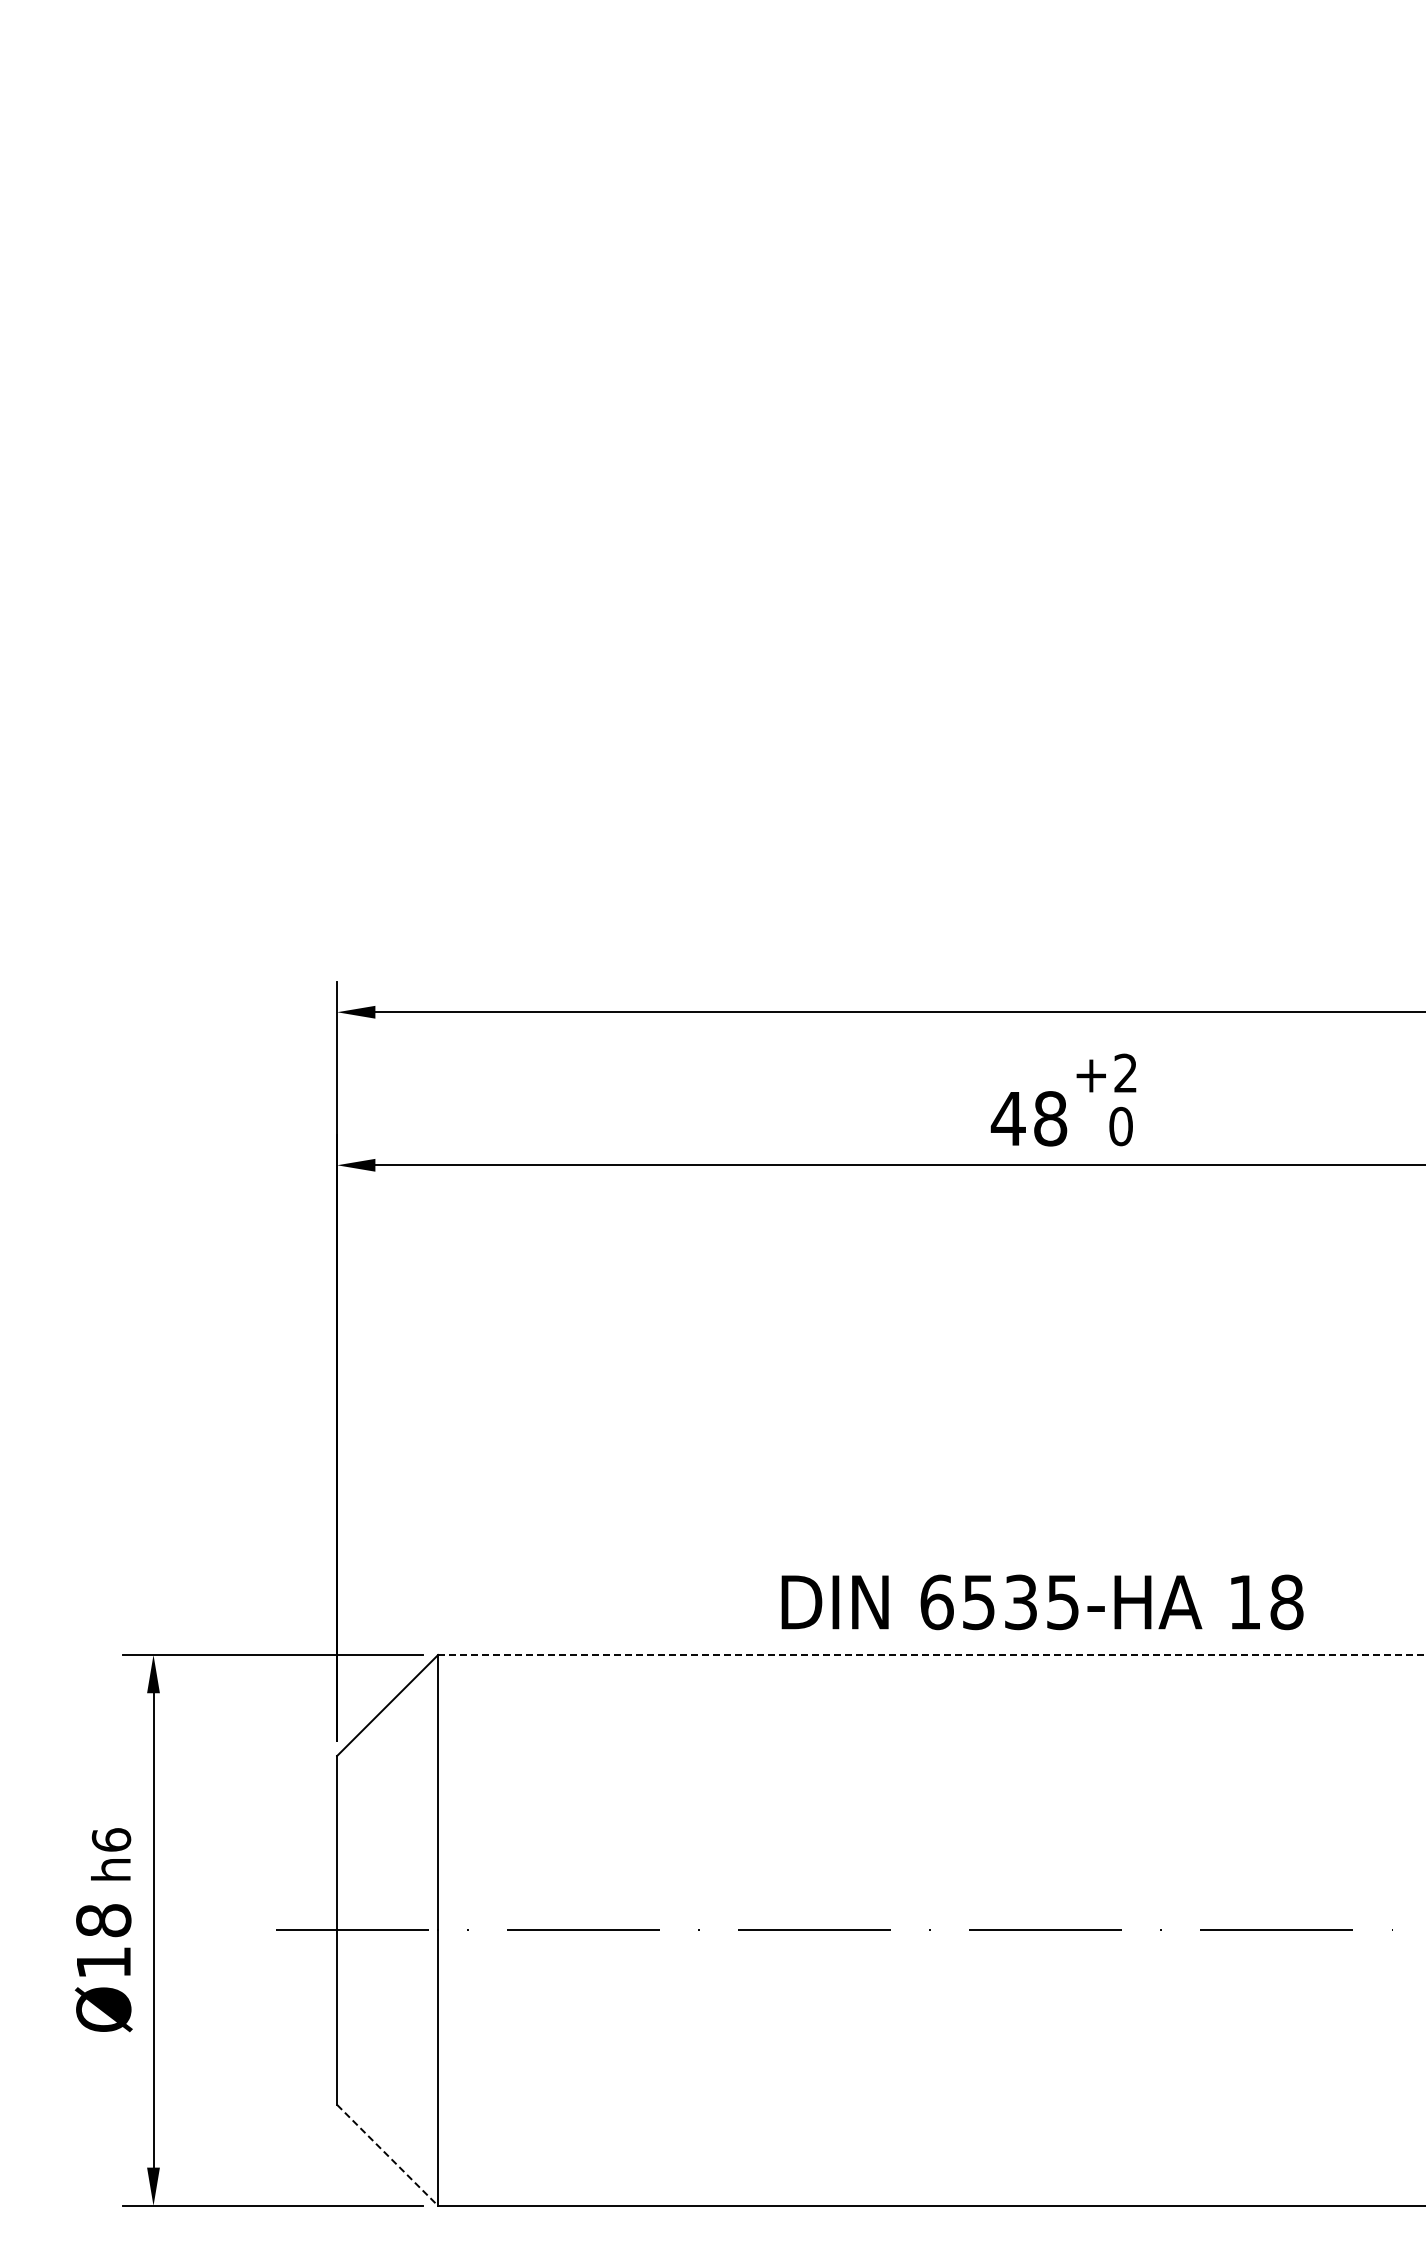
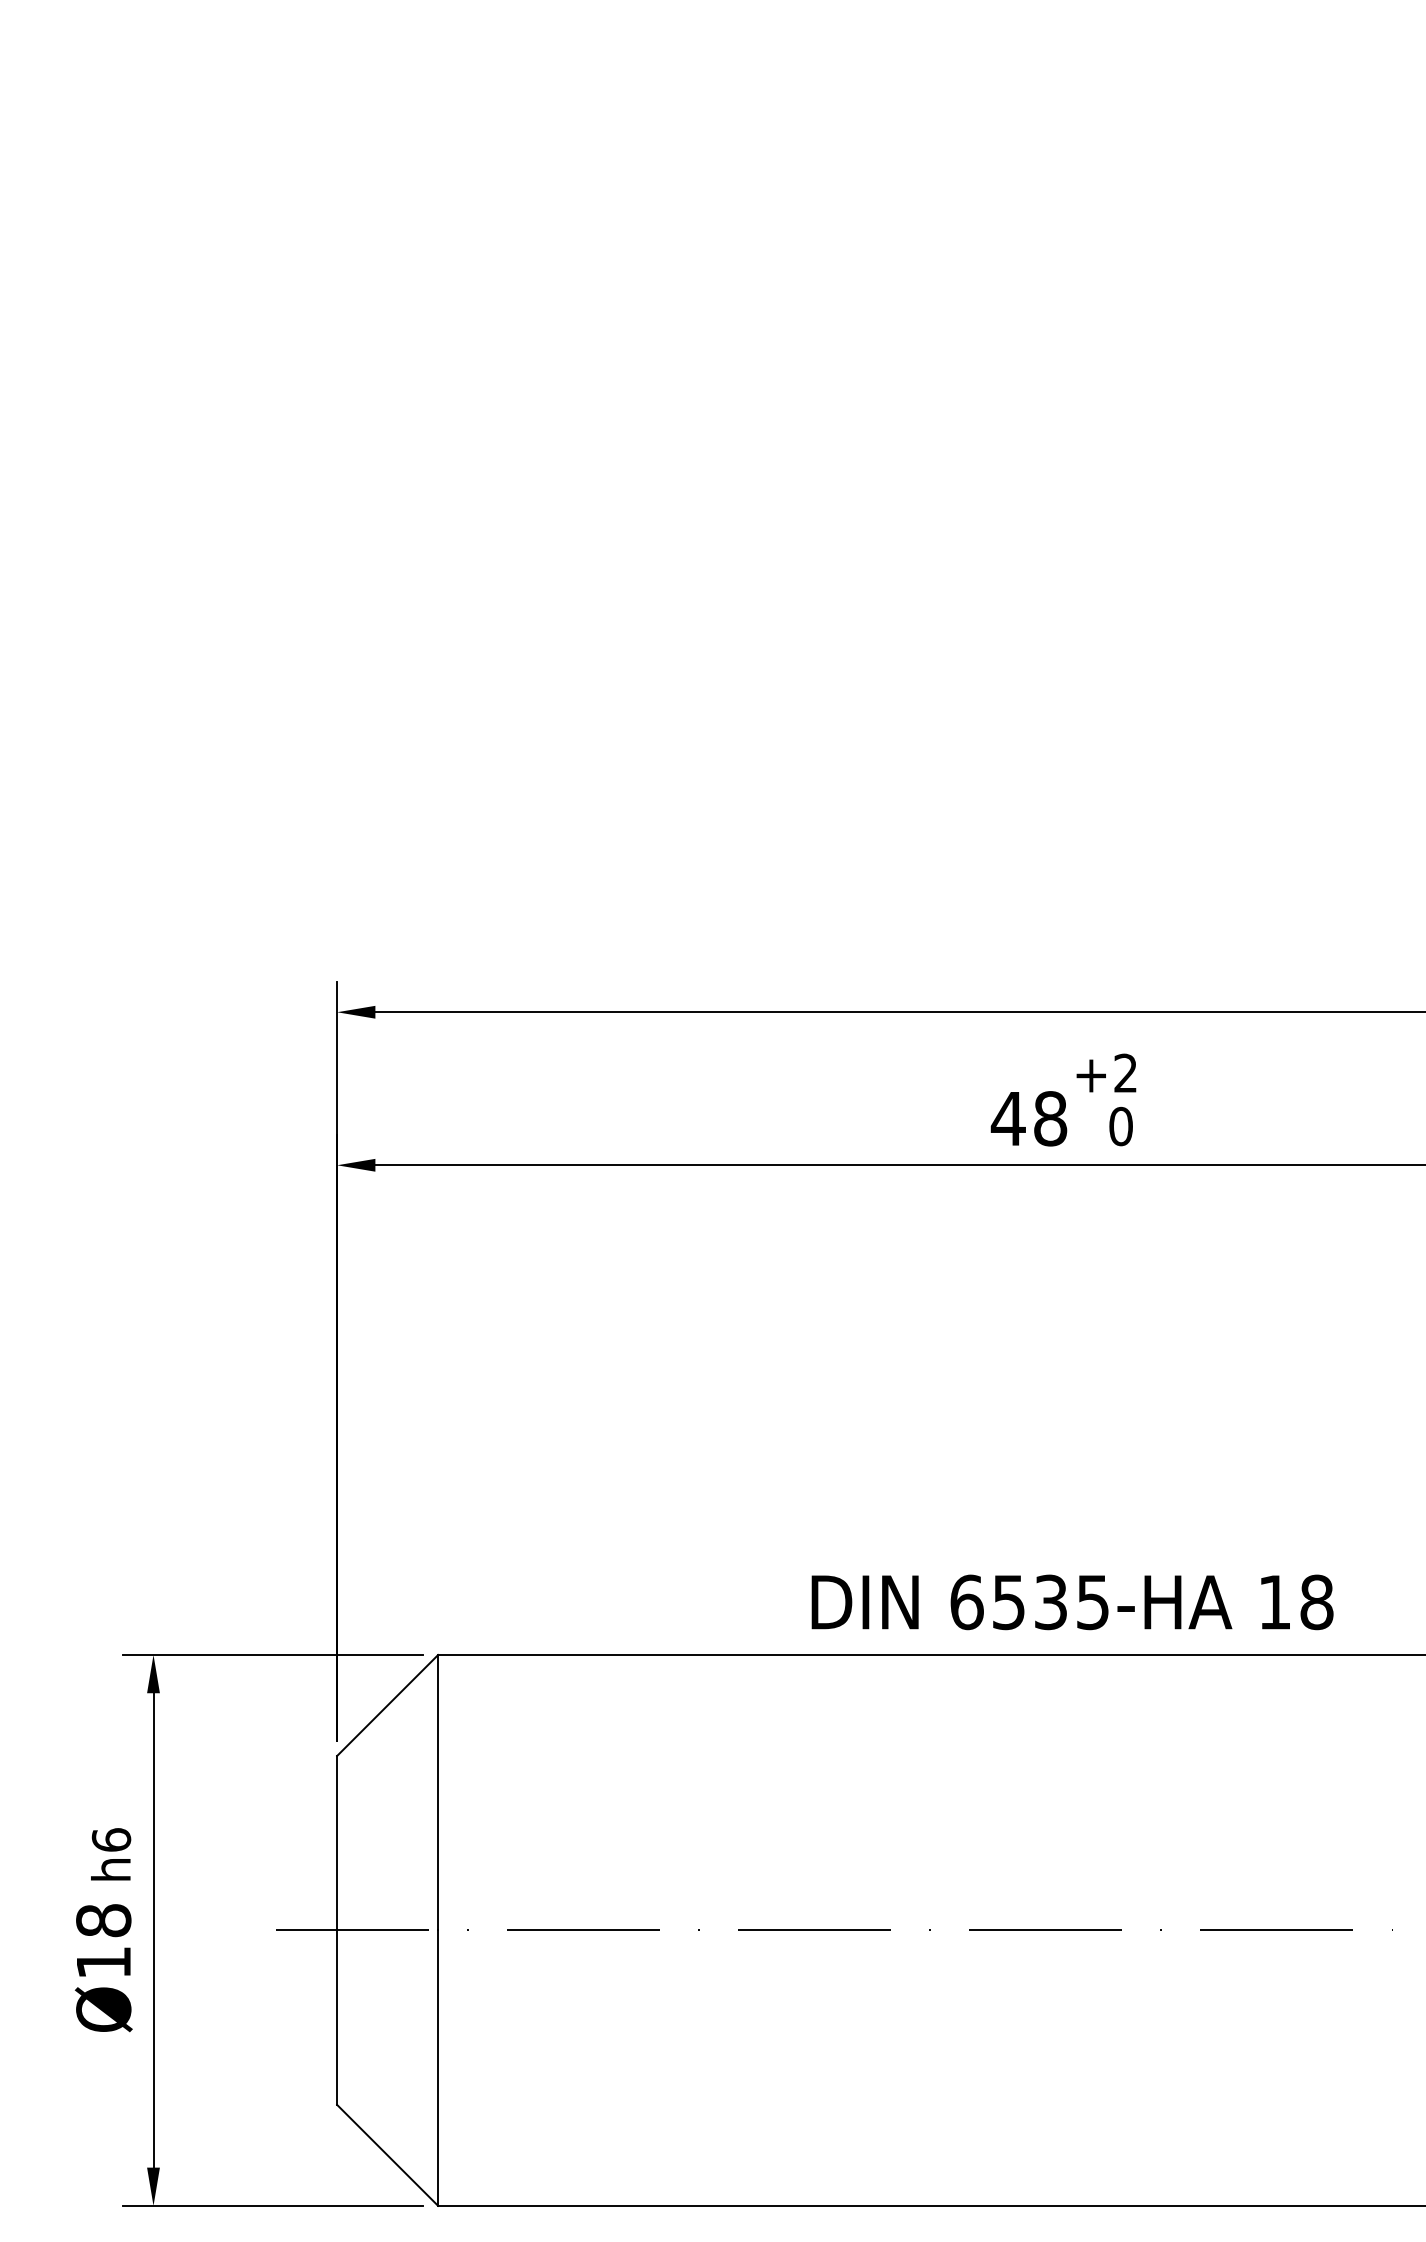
text position: (1042, 1602) -> (1072, 1602) (1072, 1602)
line: dashed -> solid (931, 1654)
line: dashed -> solid (388, 2155)
